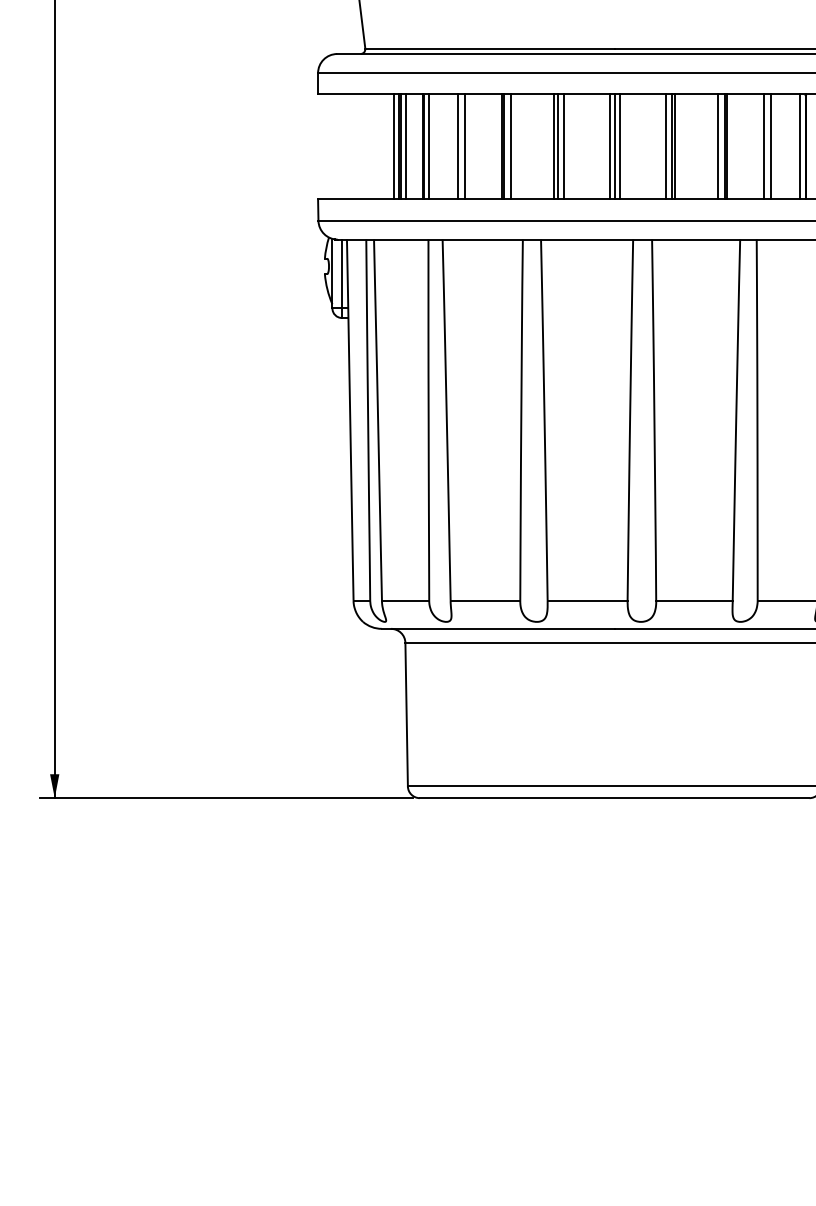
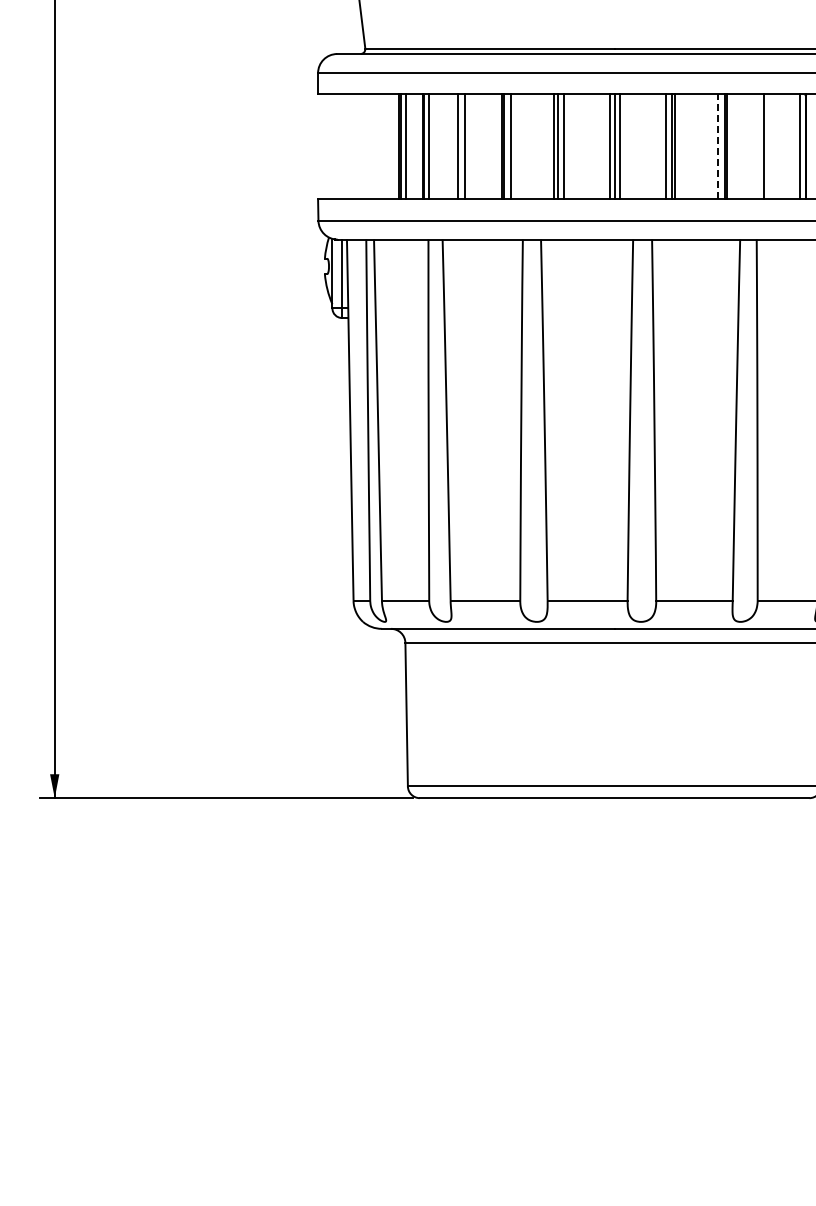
line: present -> none (393, 146)
line: solid -> dashed (718, 146)
line: present -> none (770, 146)
